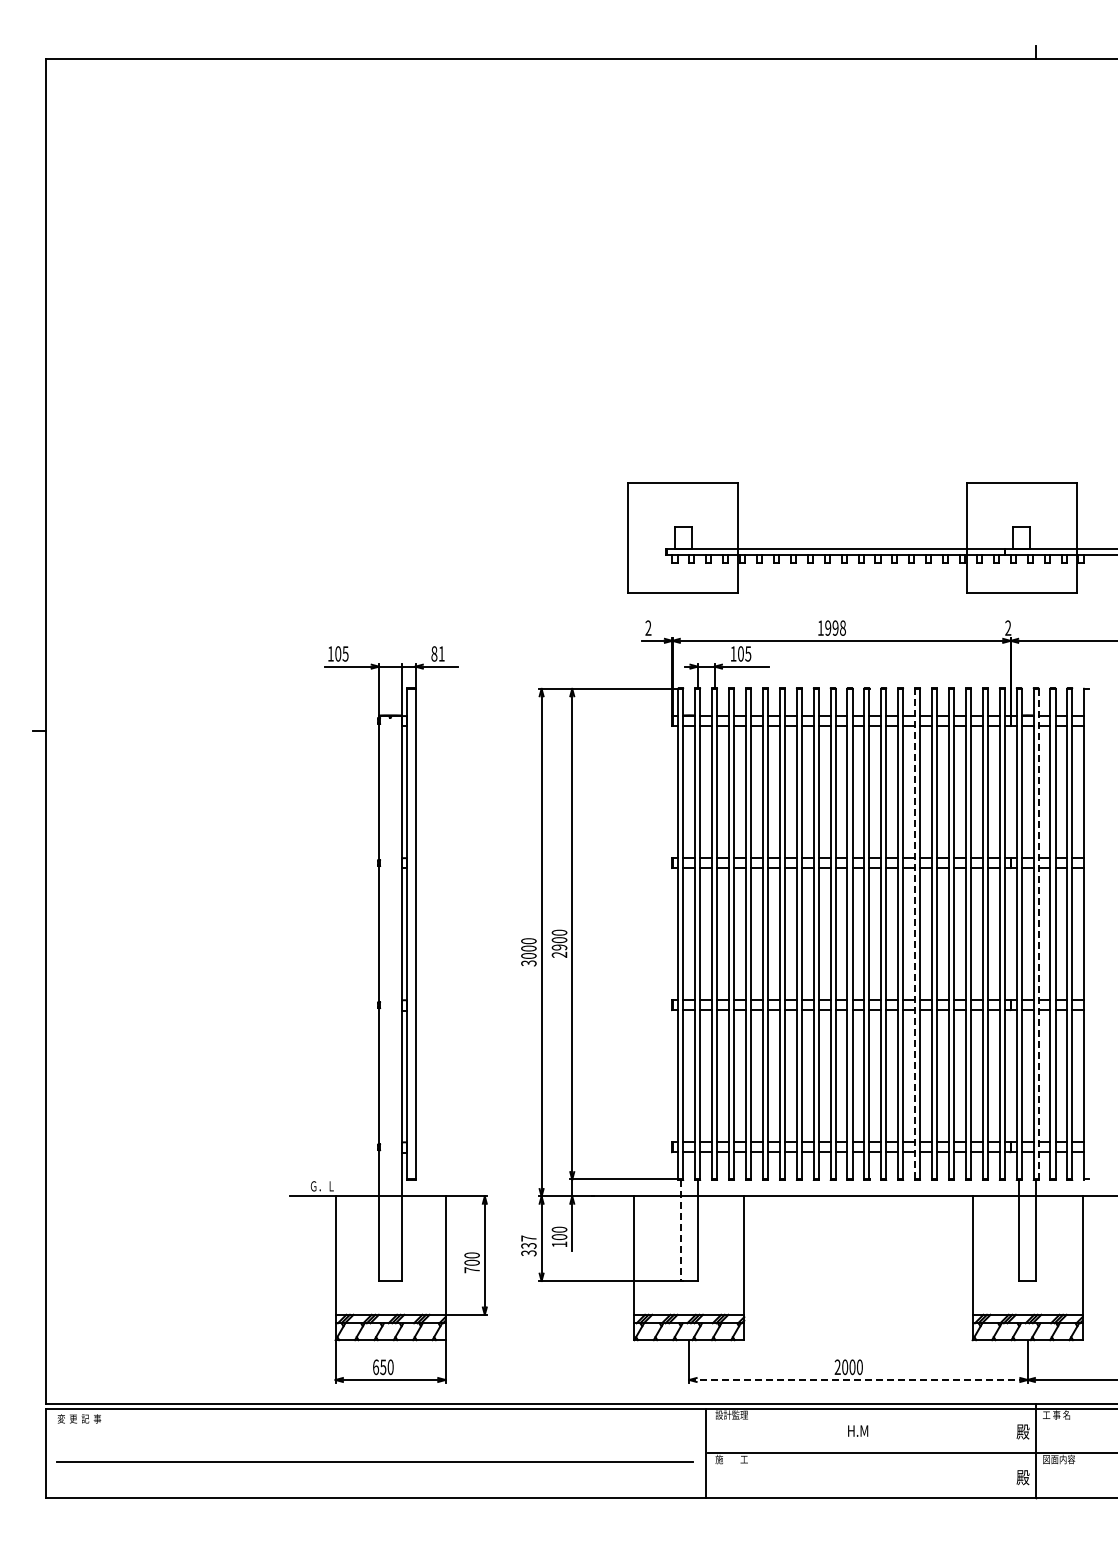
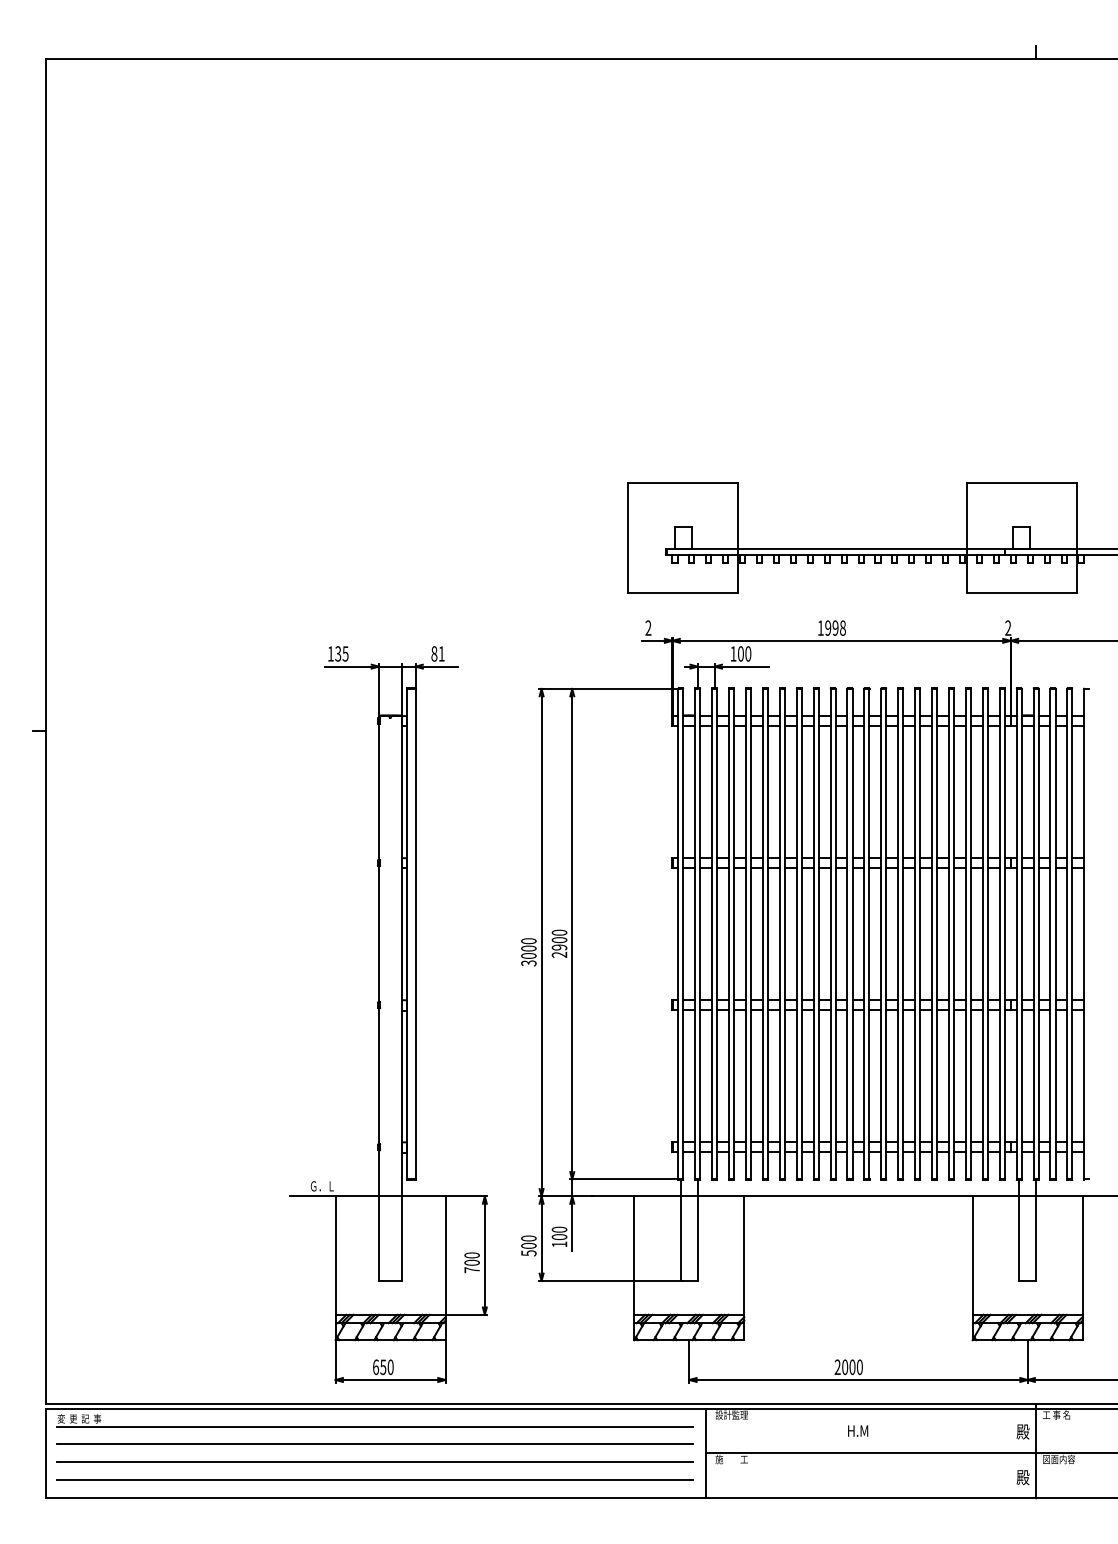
text: 105 -> 135 (338, 653)
text: 105 -> 100 (748, 653)
line: dashed -> solid (915, 933)
line: dashed -> solid (1038, 934)
line: dashed -> solid (680, 1230)
text: 337 -> 500 (528, 1245)
line: dashed -> solid (858, 1379)
line: none -> present (374, 1426)
line: none -> present (374, 1444)
line: none -> present (374, 1479)
